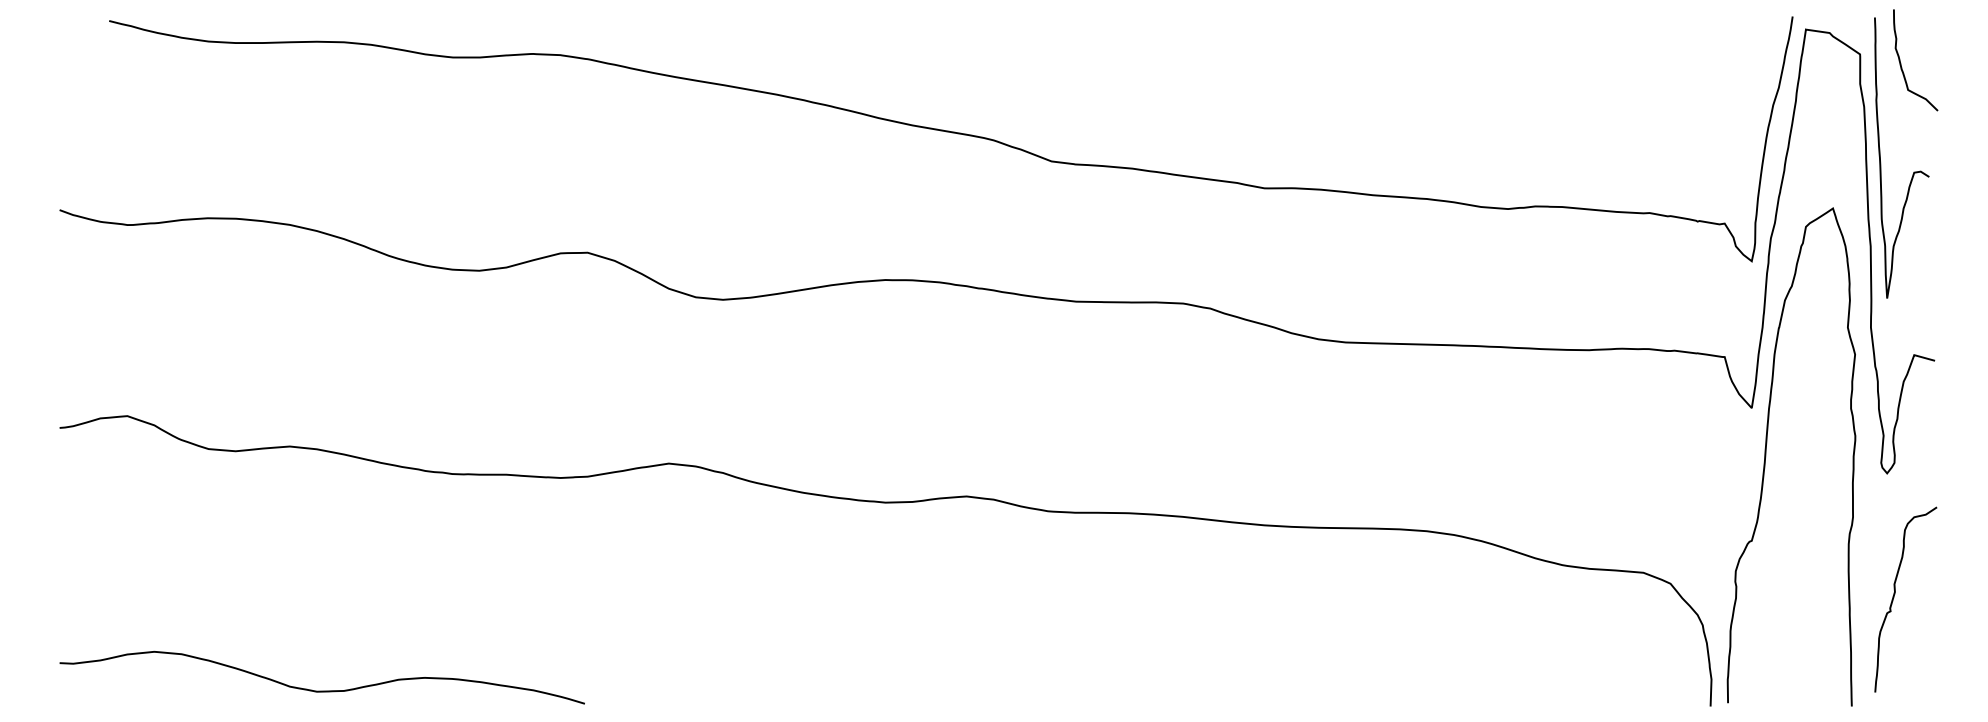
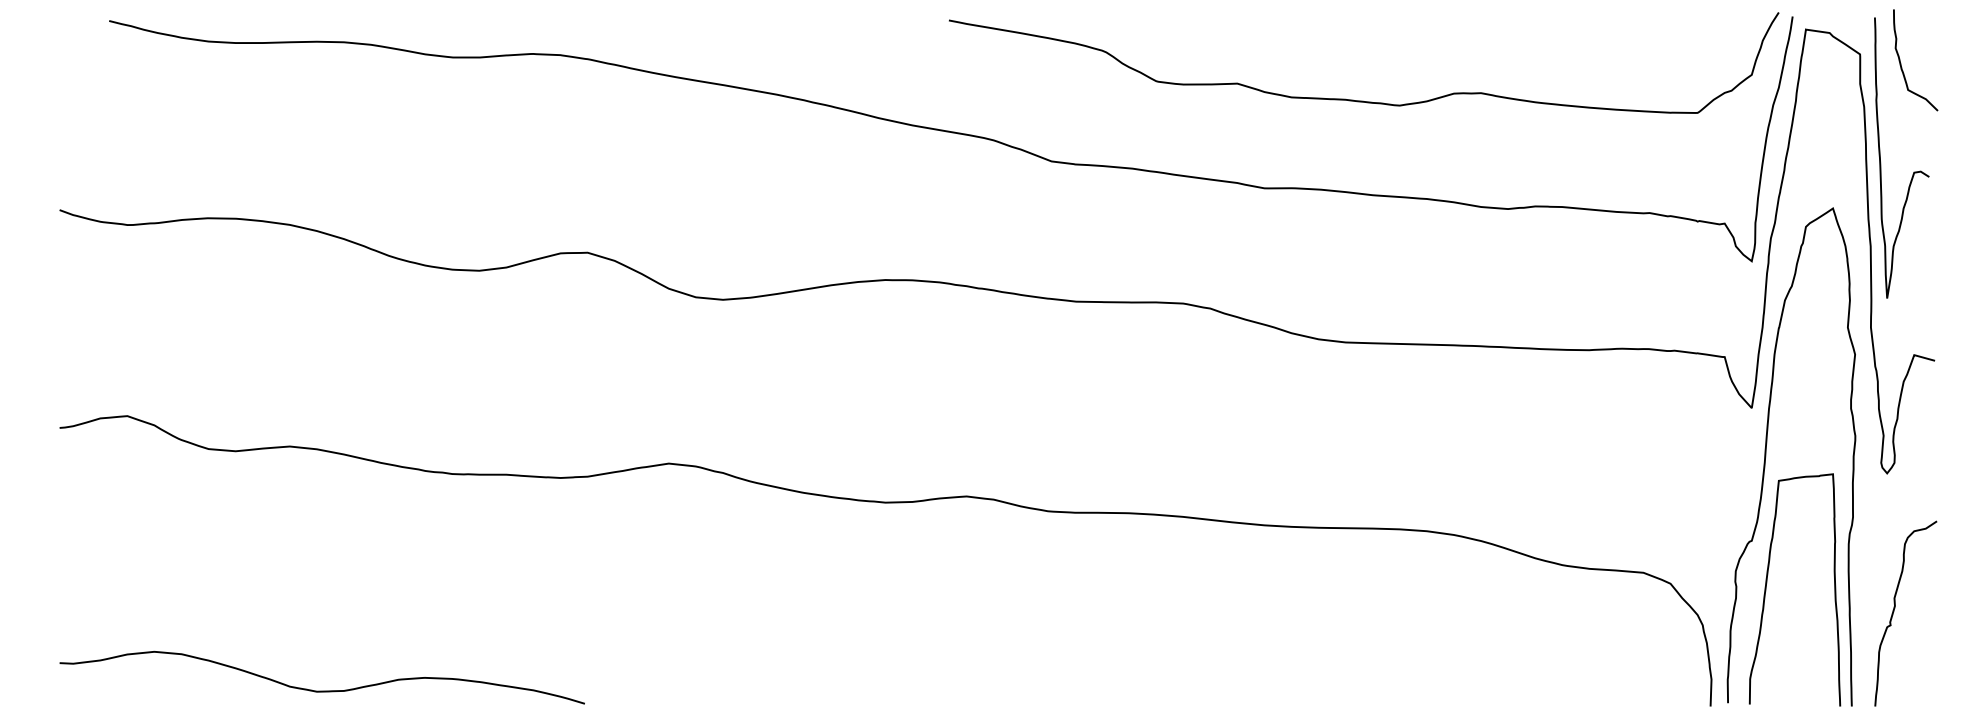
curve: none -> present (1363, 100)
curve: none -> present (1767, 583)
curve position: (1895, 594) -> (1895, 608) (1895, 608)
